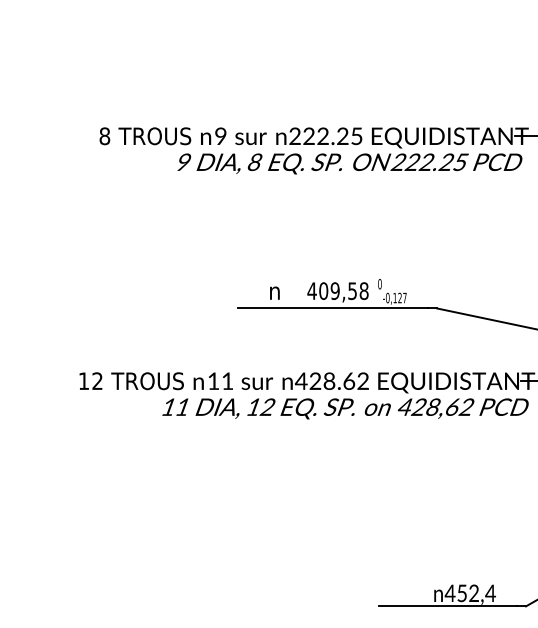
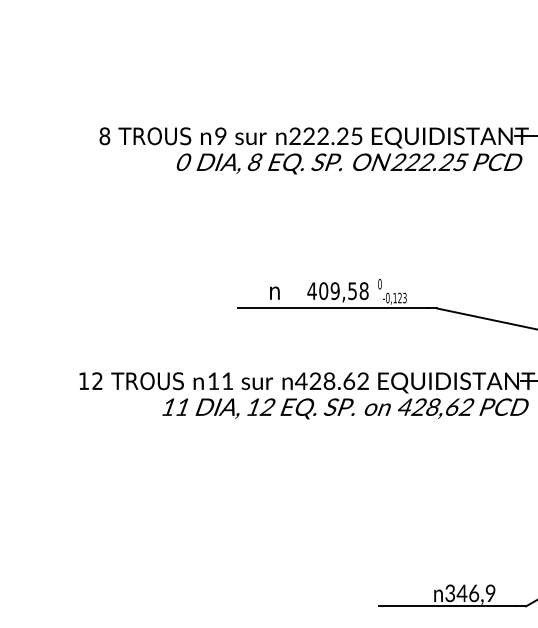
text: 9 -> 0 (183, 162)
text: -0,127 -> -0,123 (404, 297)
text: 452,4 -> 346,9 (469, 593)
